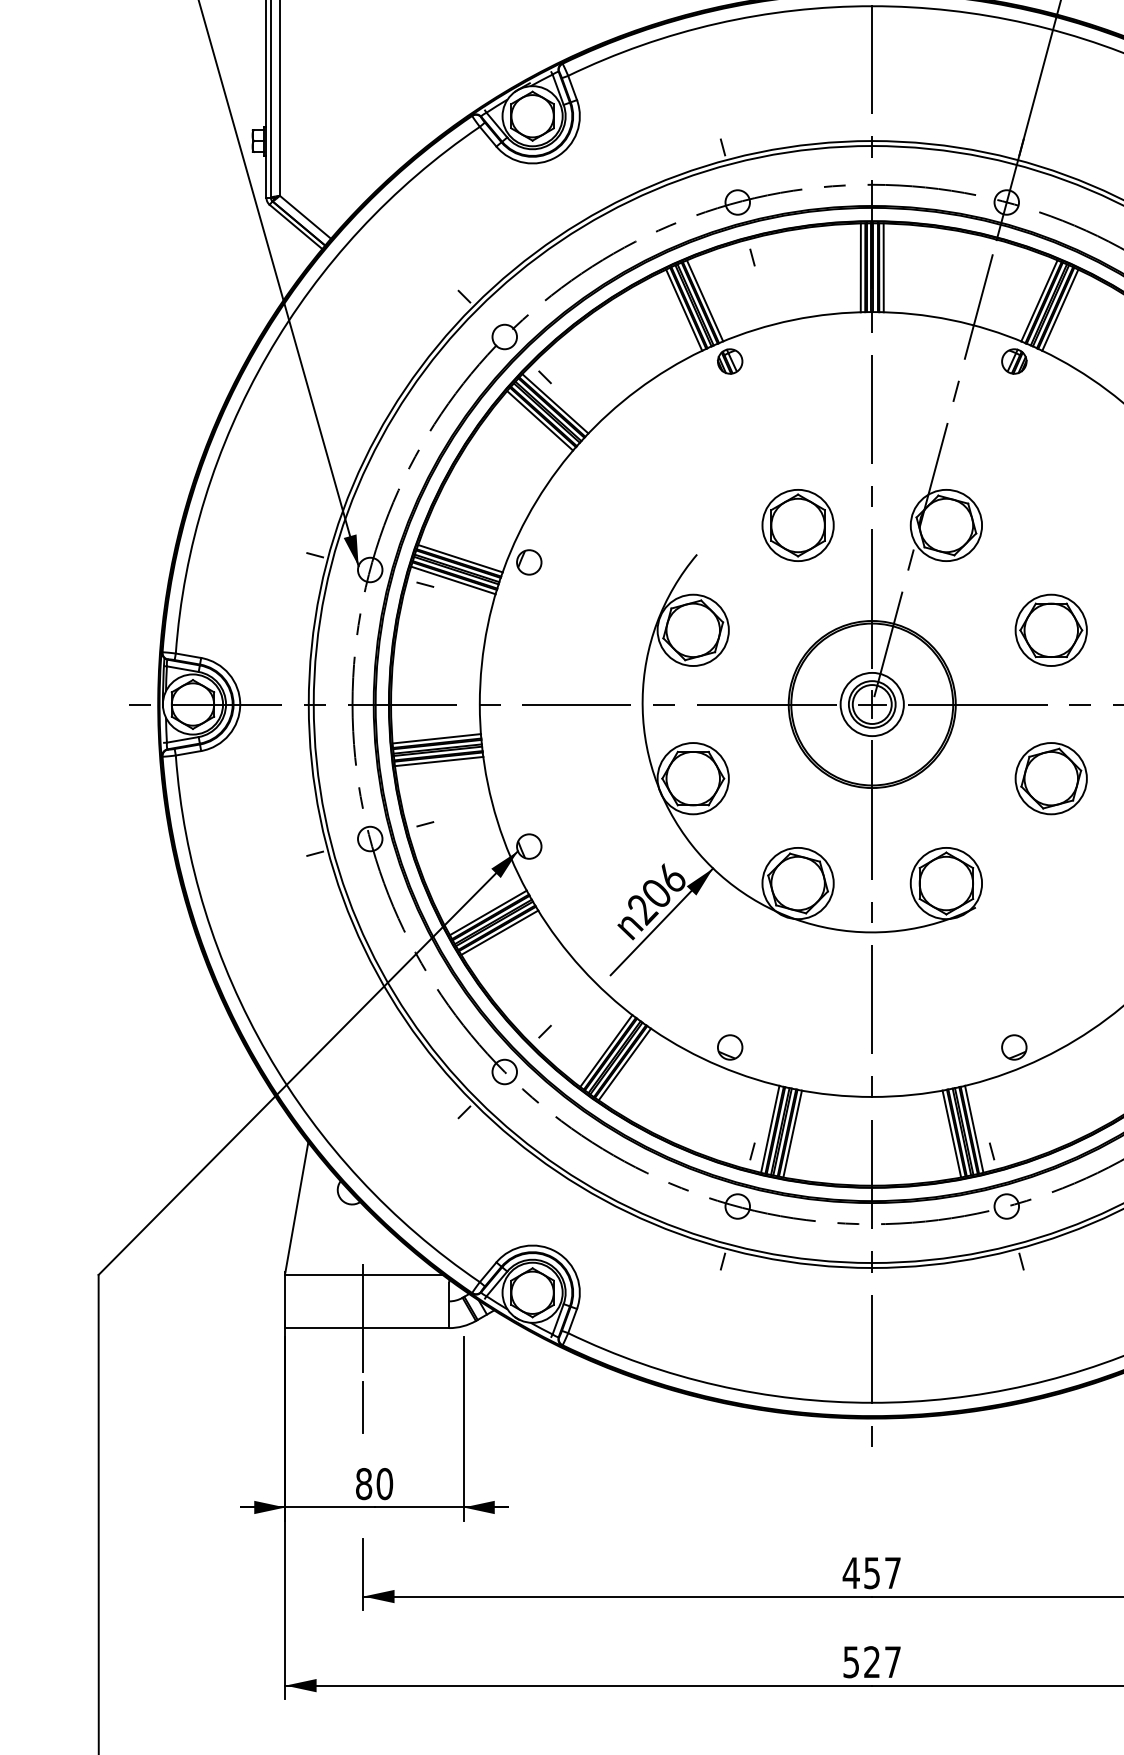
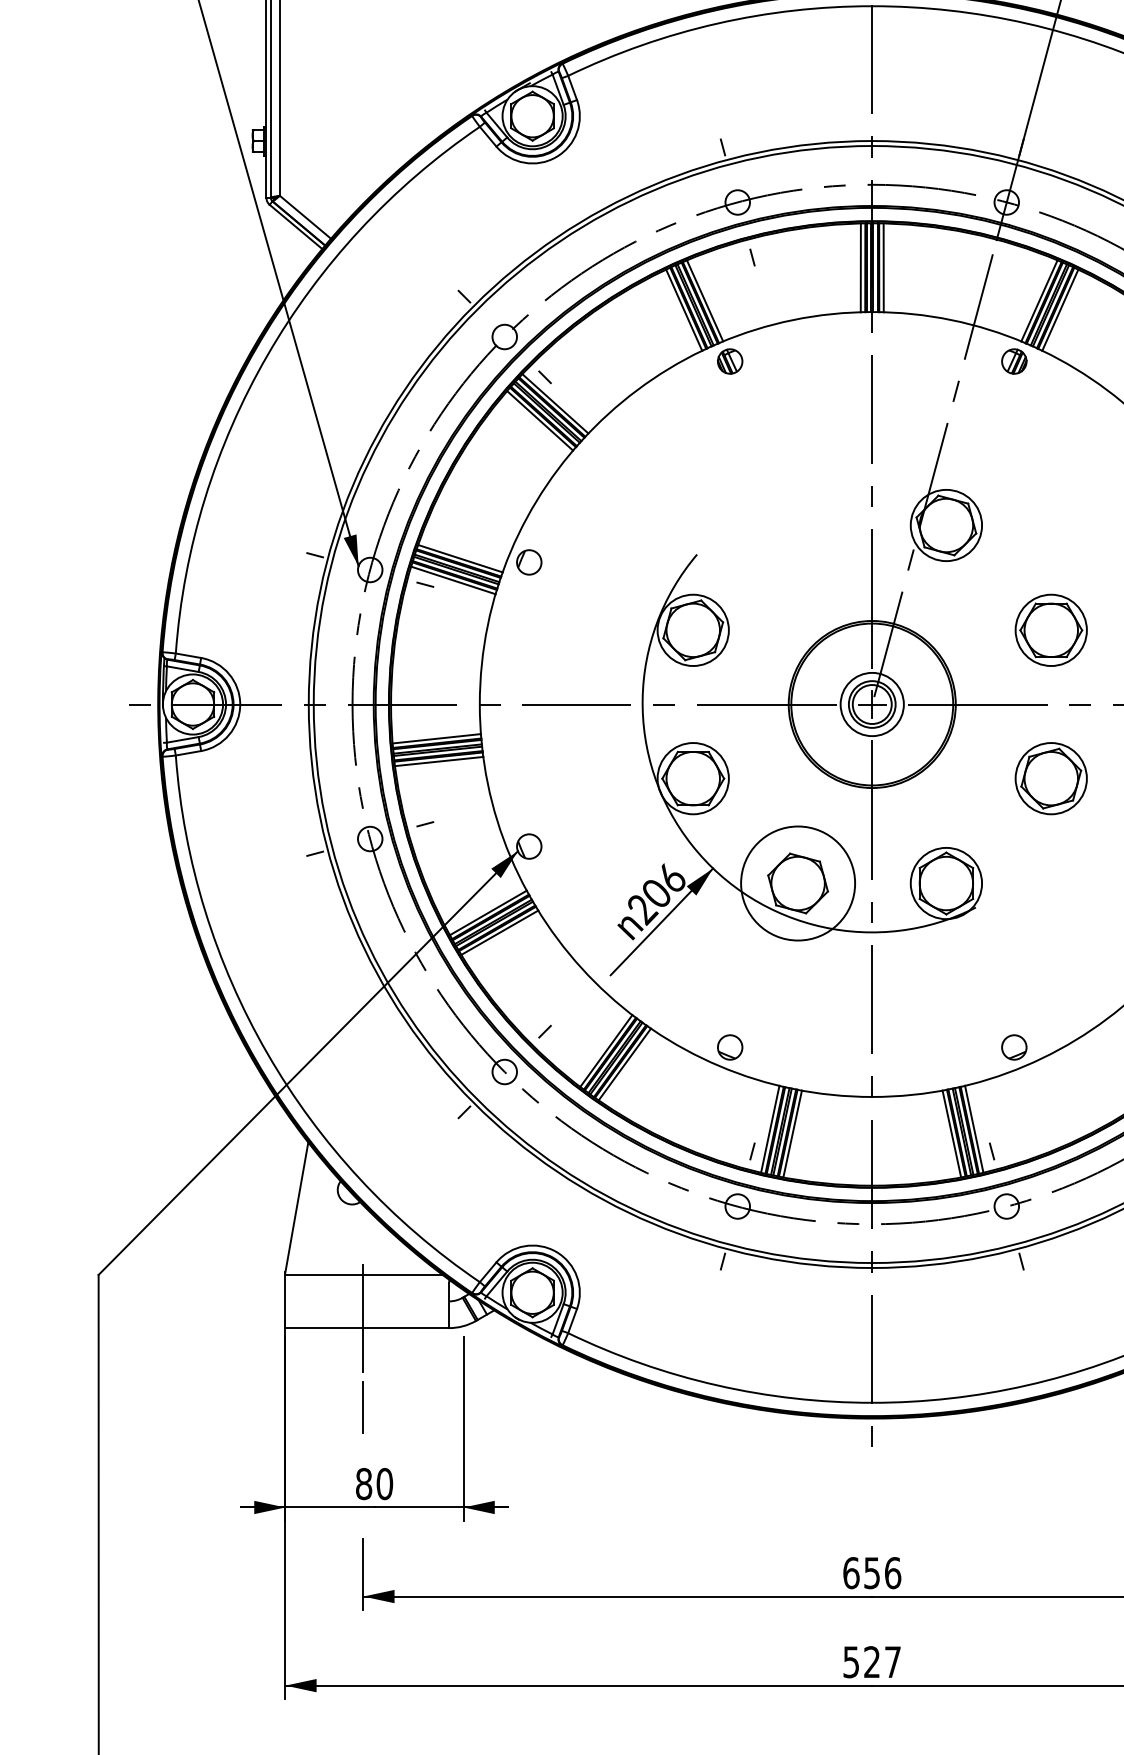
part: present -> none (797, 525)
circle diameter: 71 px -> 114 px (798, 883)
text: 457 -> 656 (871, 1573)
